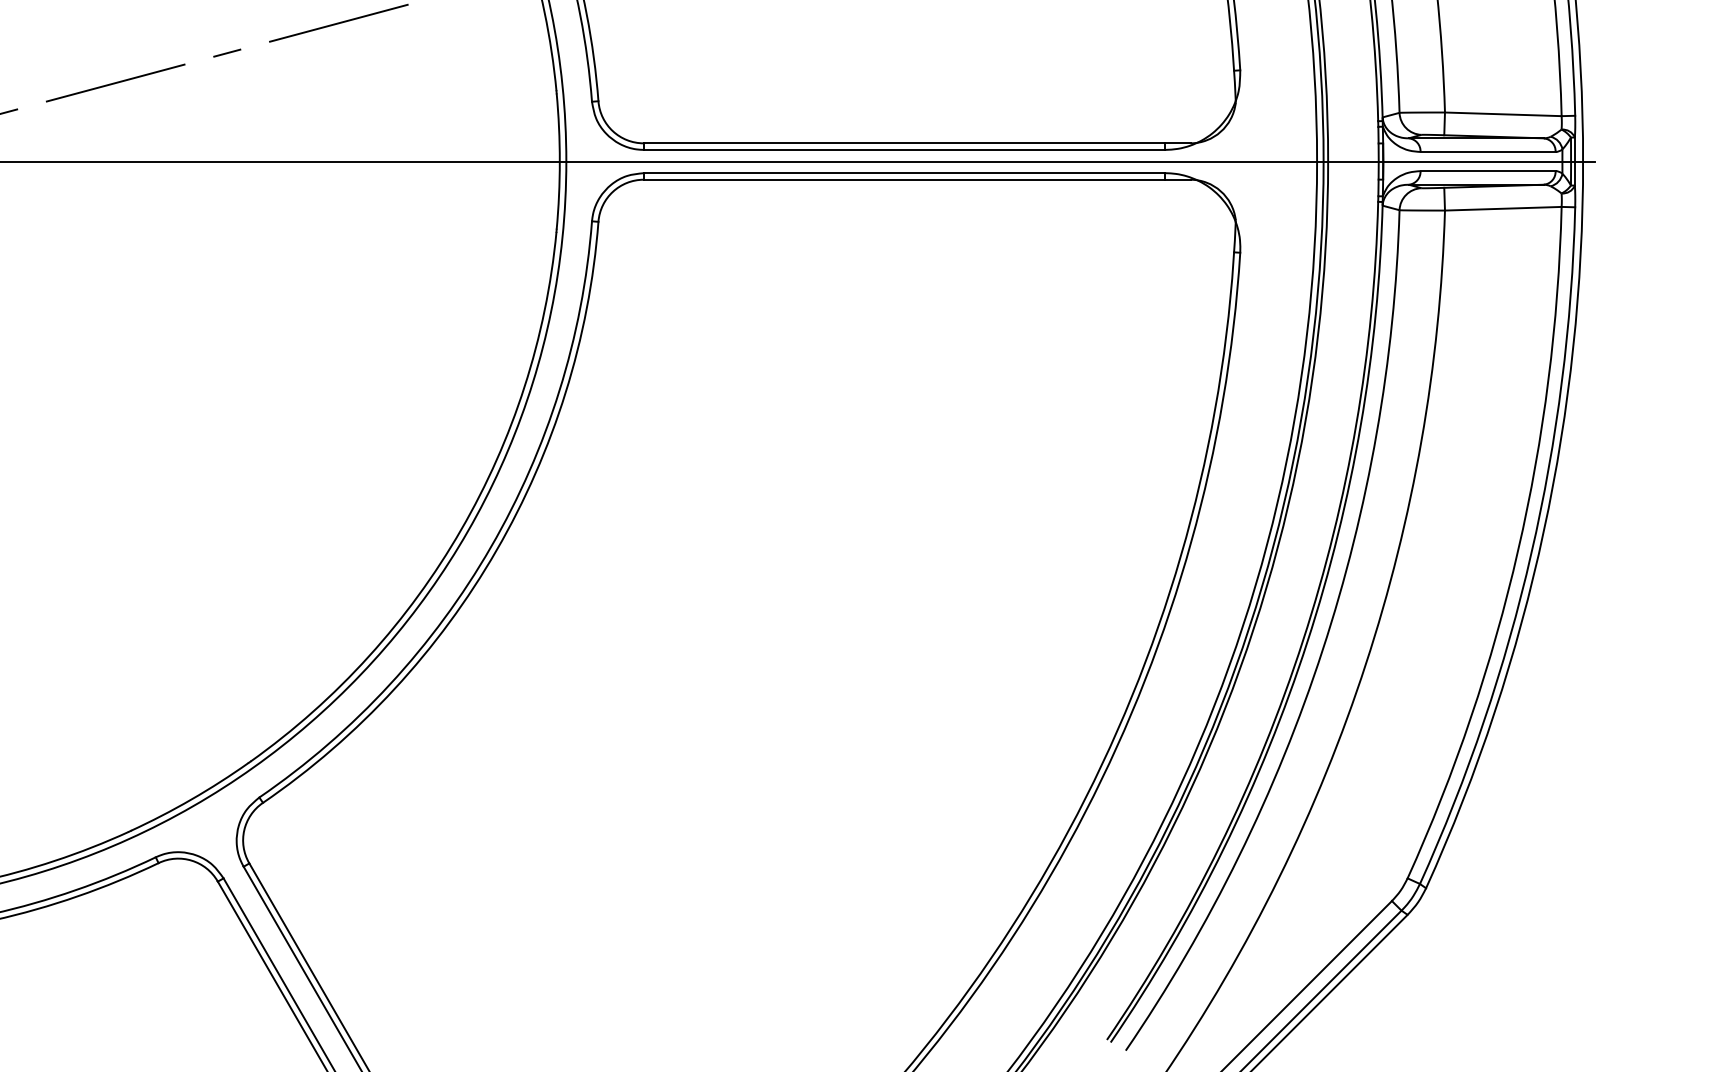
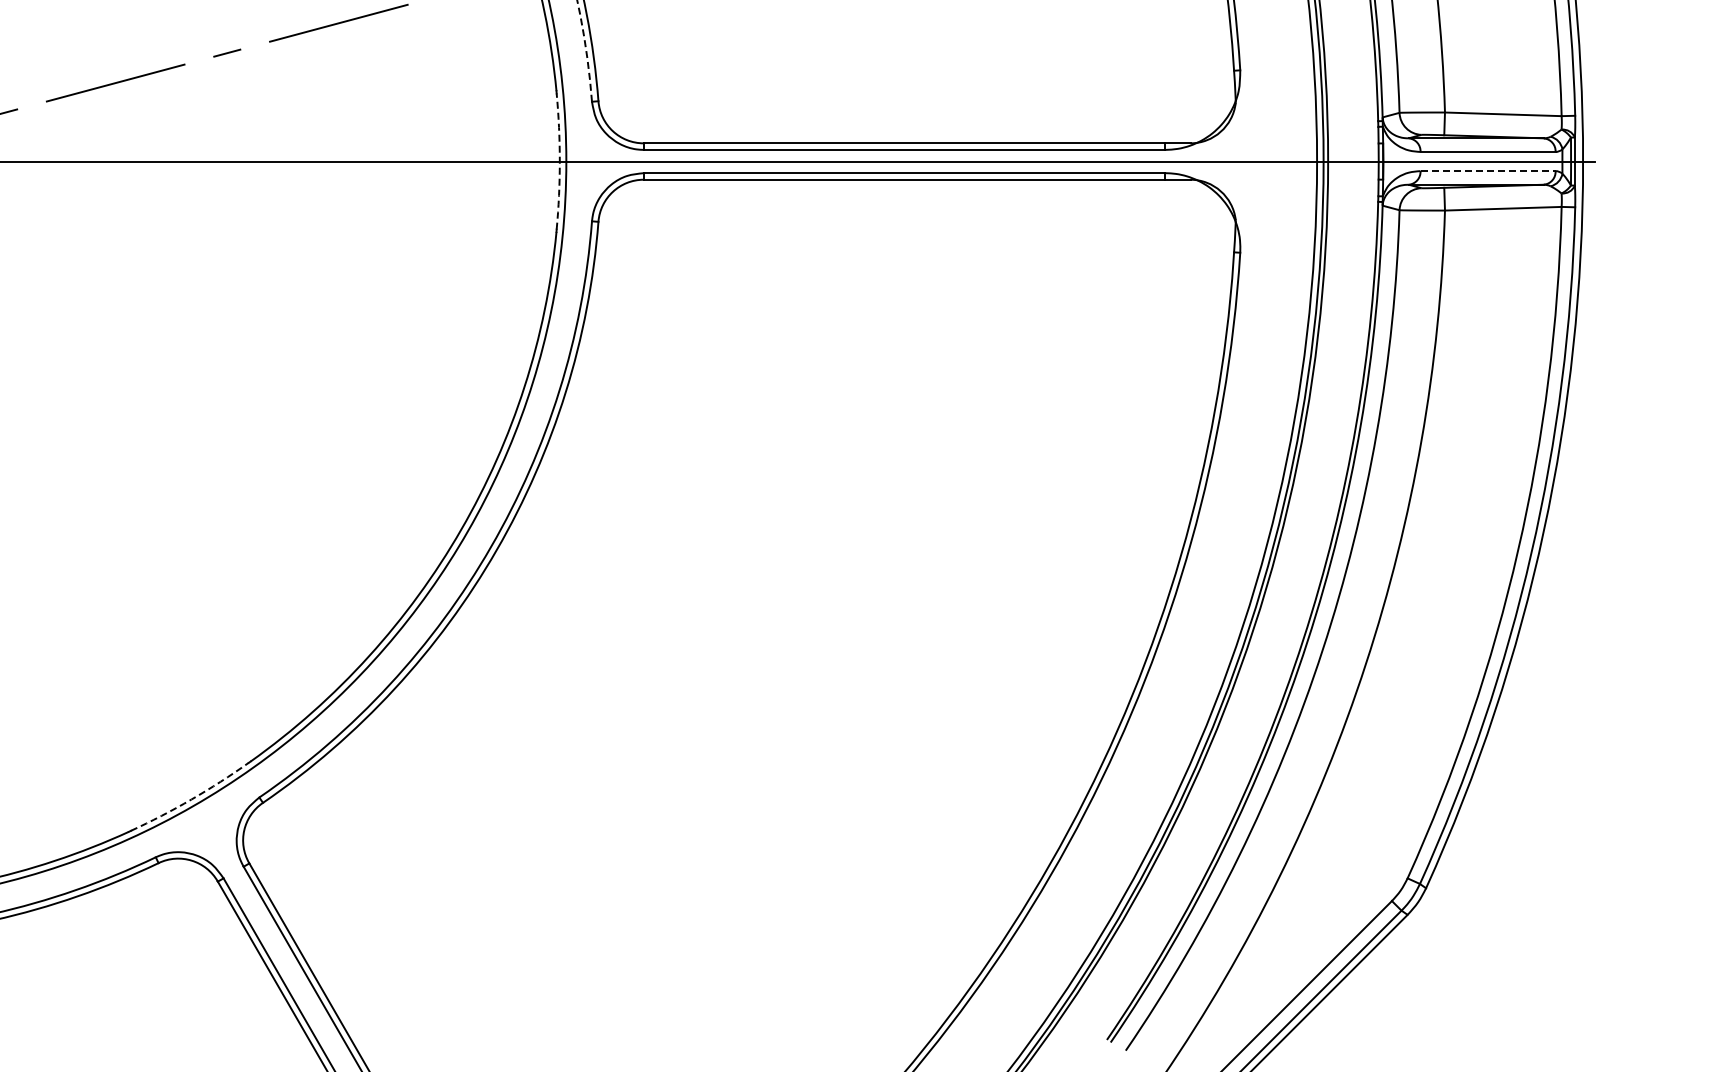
arc: solid -> dashed (586, 50)
arc: solid -> dashed (559, 161)
line: solid -> dashed (1488, 171)
arc: solid -> dashed (191, 799)
